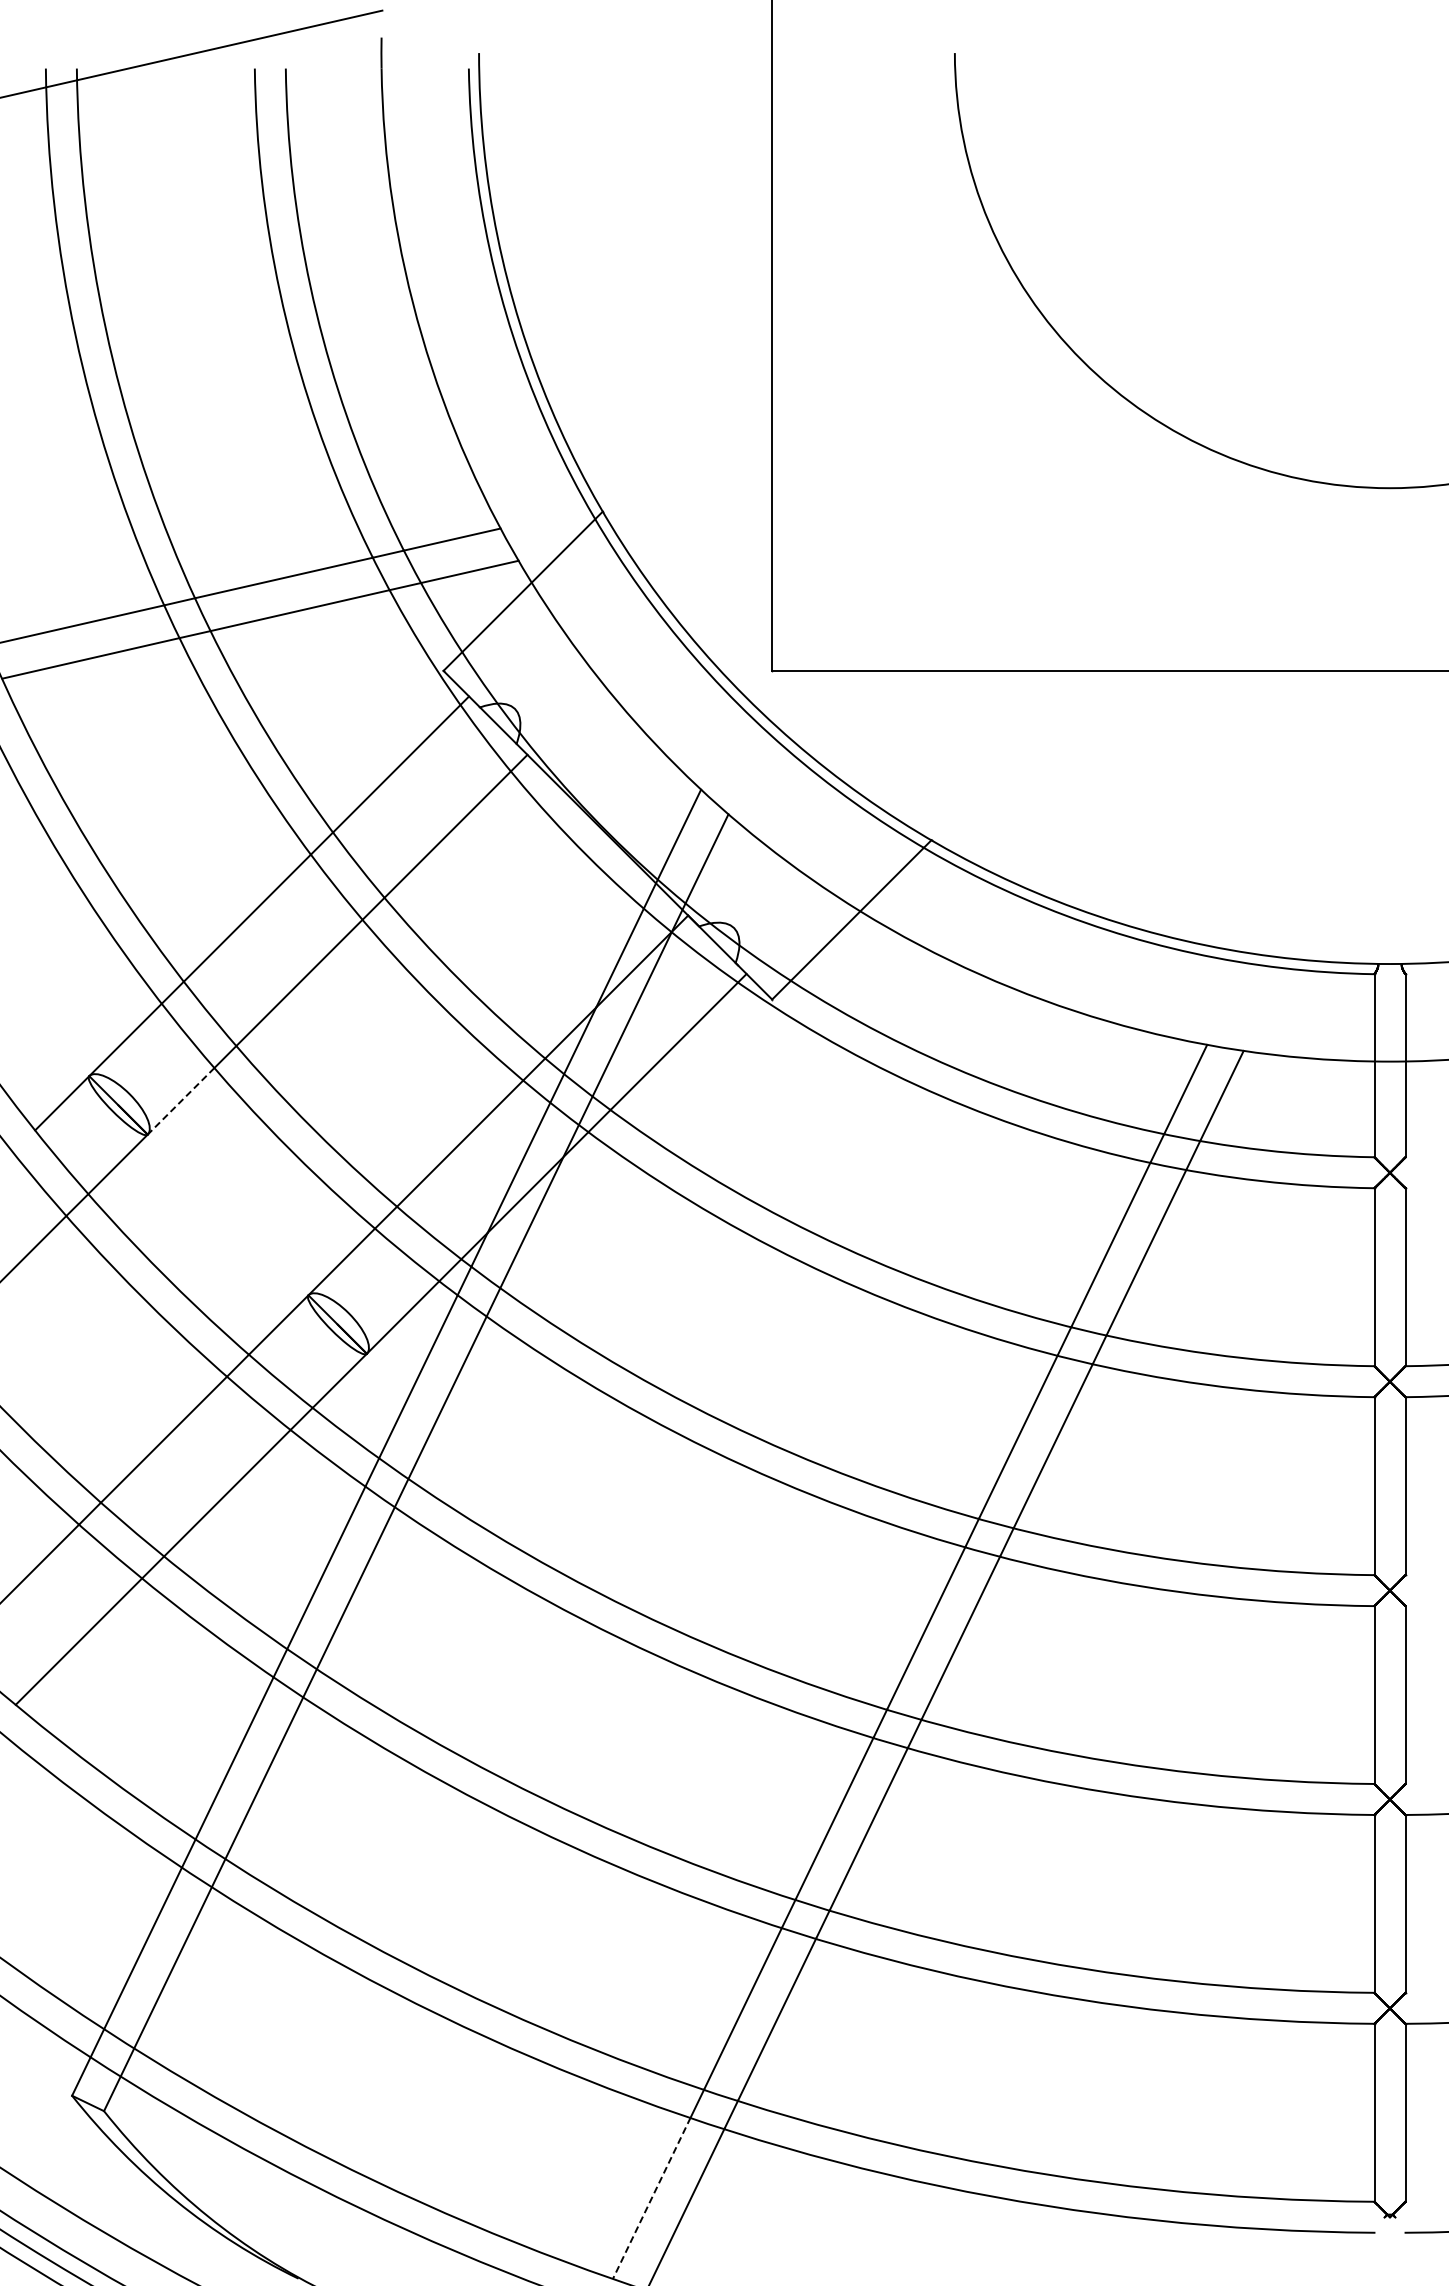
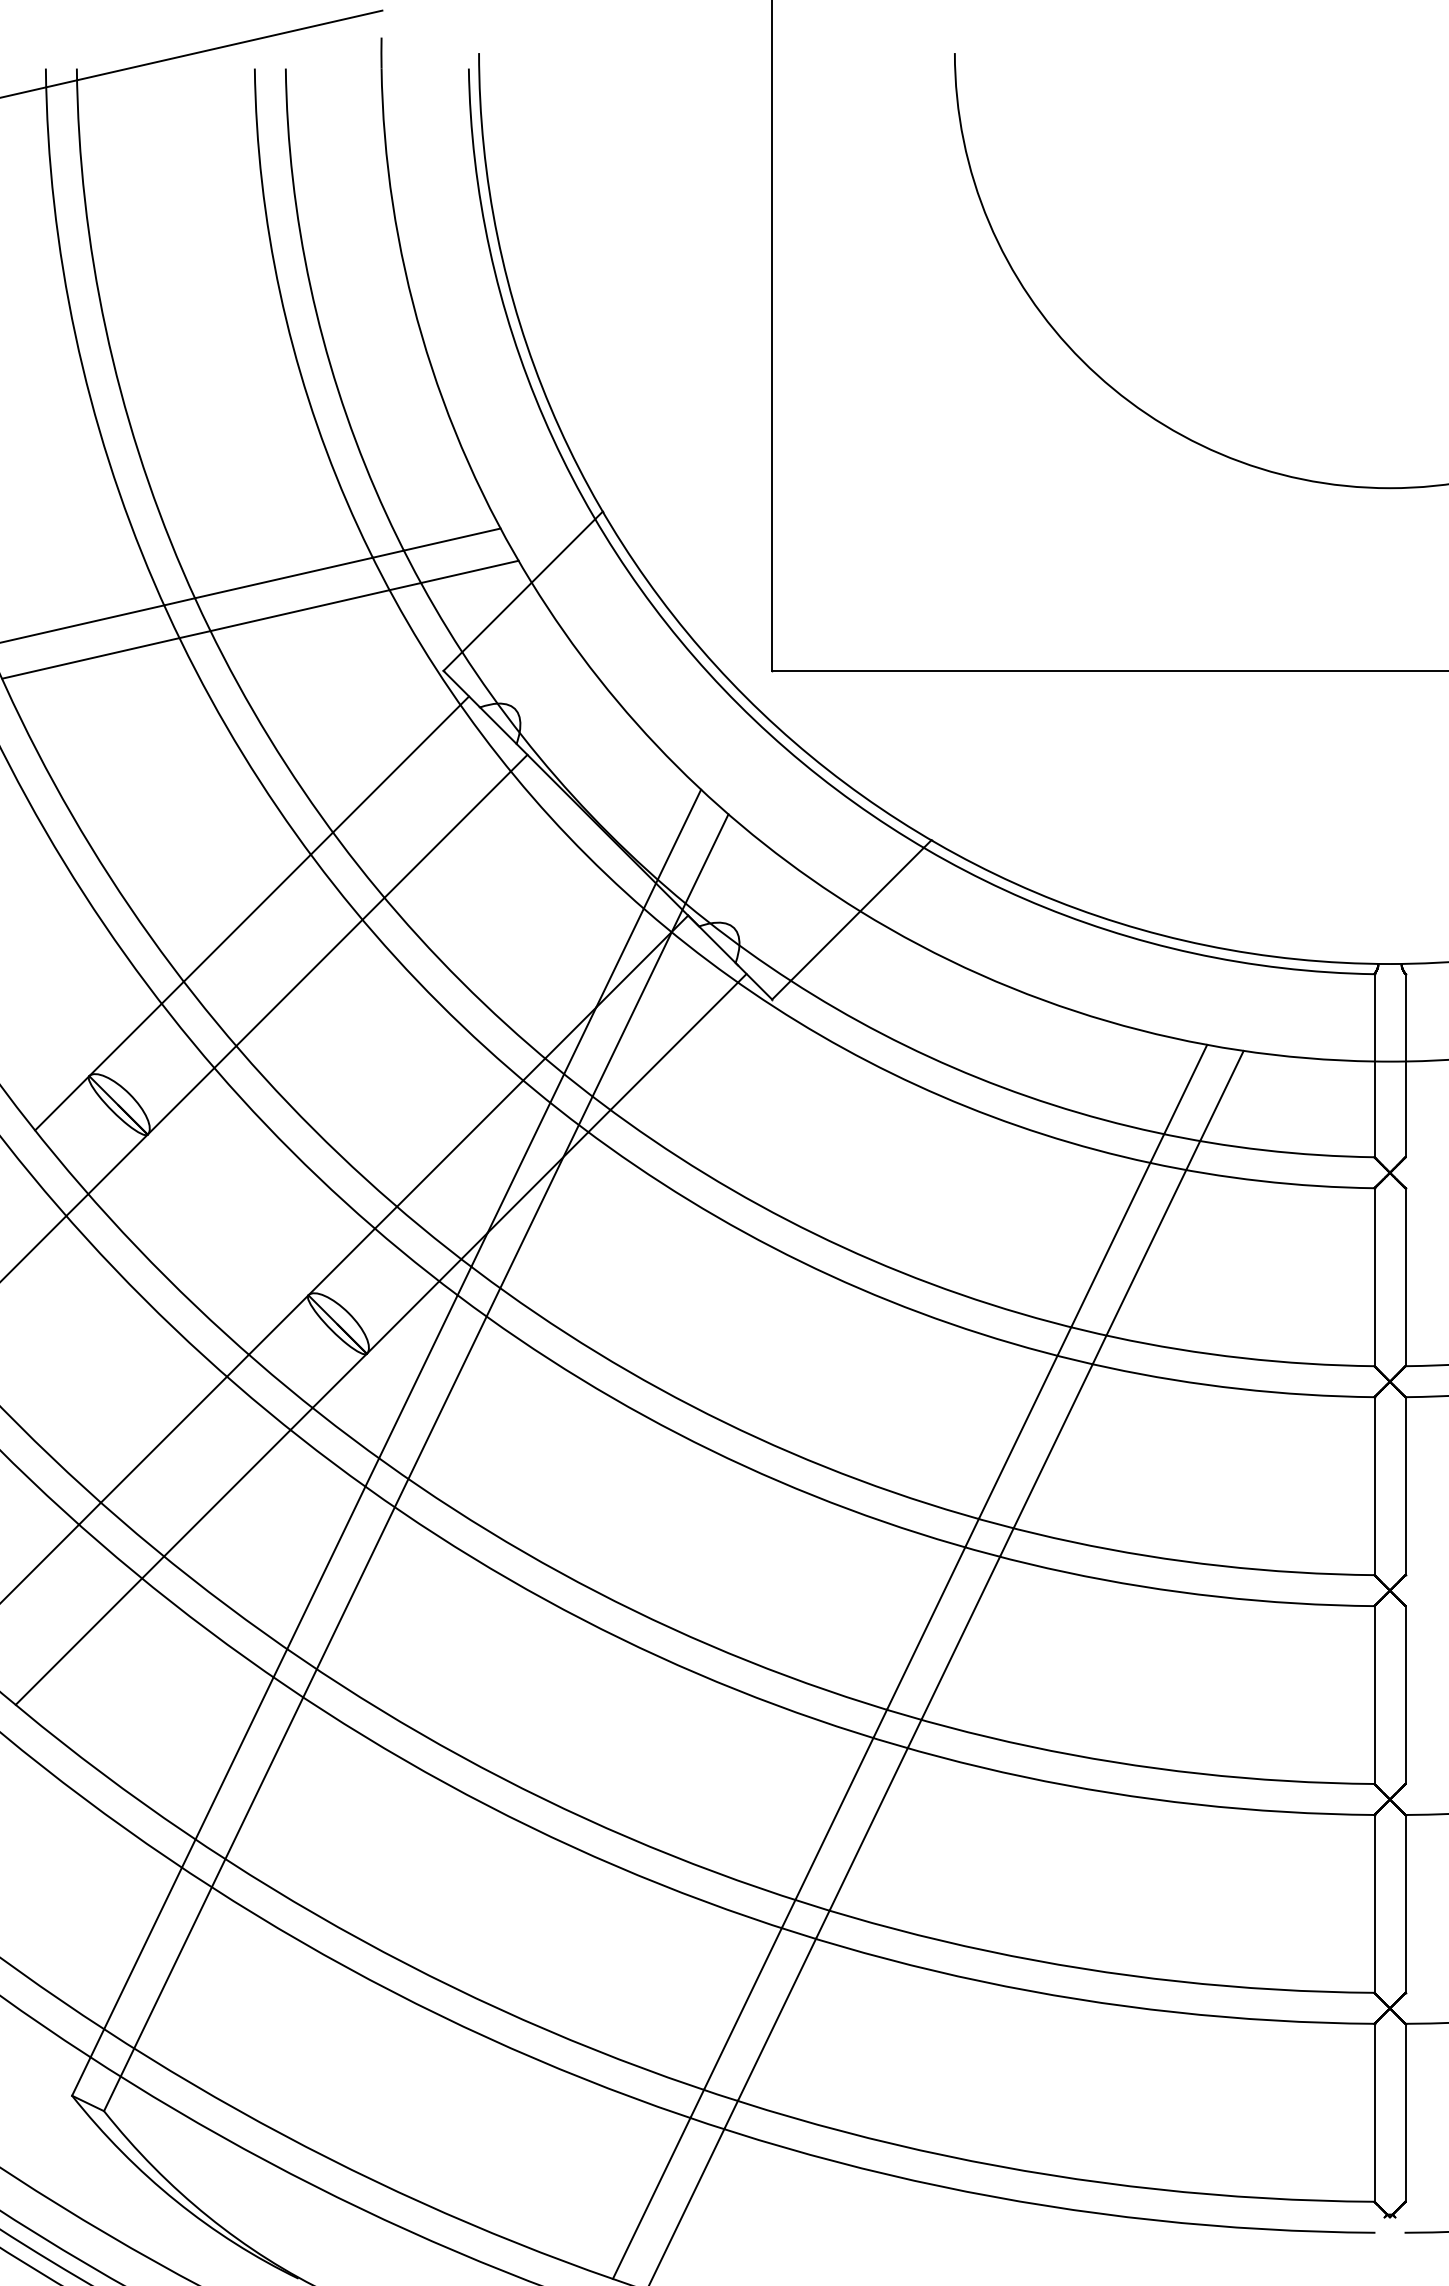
line: dashed -> solid (180, 1101)
line: dashed -> solid (651, 2198)
